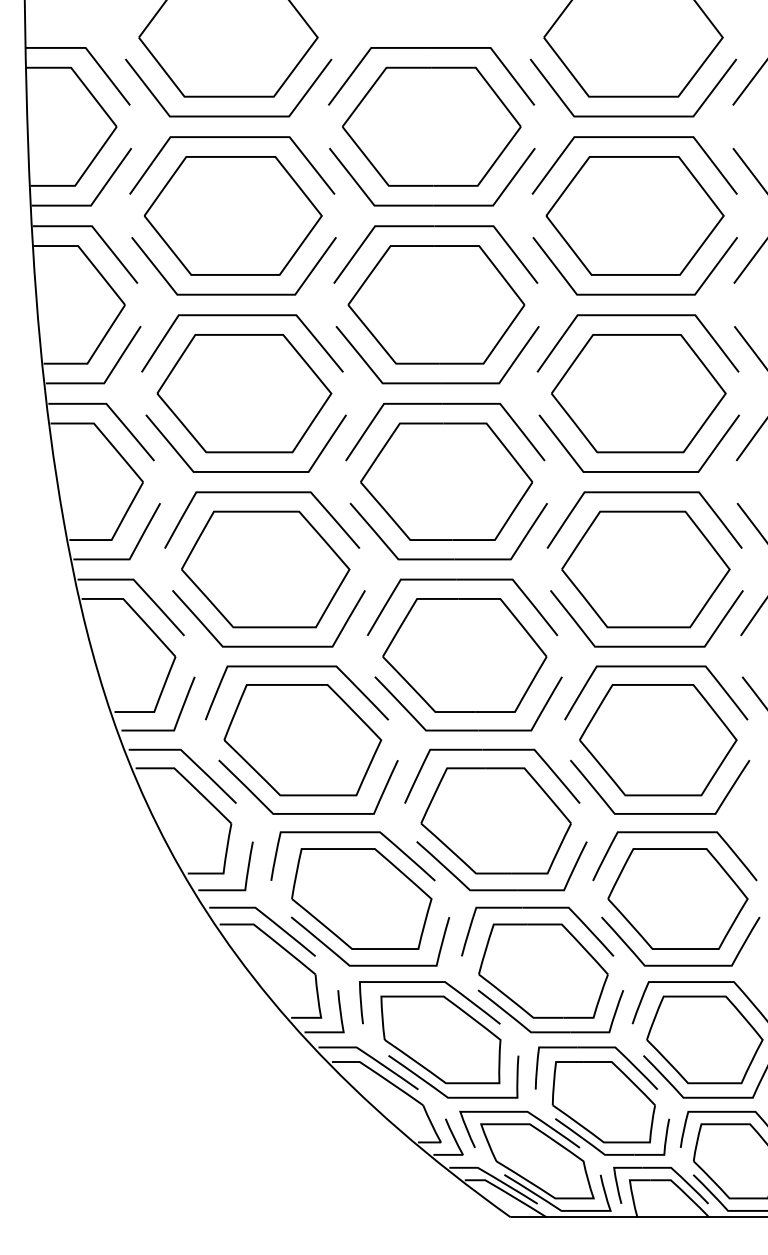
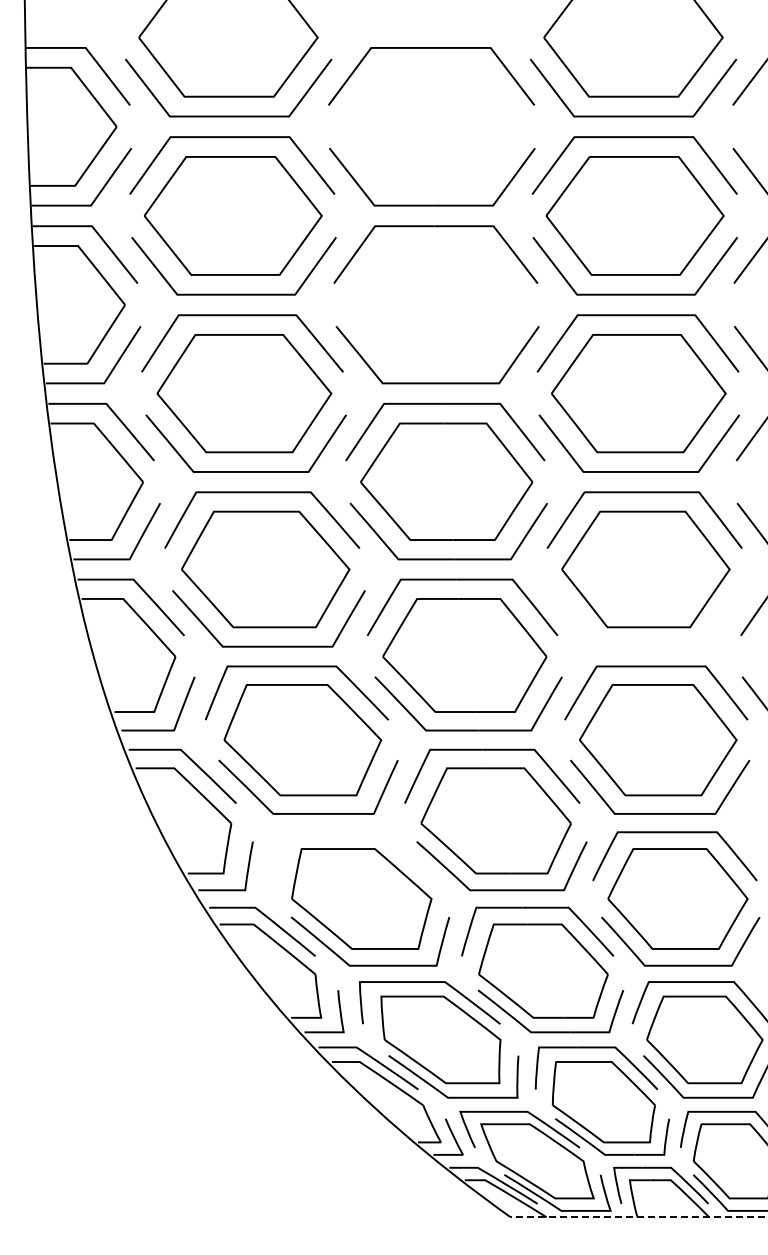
part: present -> none (431, 126)
part: present -> none (436, 304)
curve: present -> none (646, 645)
curve: present -> none (352, 833)
line: solid -> dashed (638, 1217)
